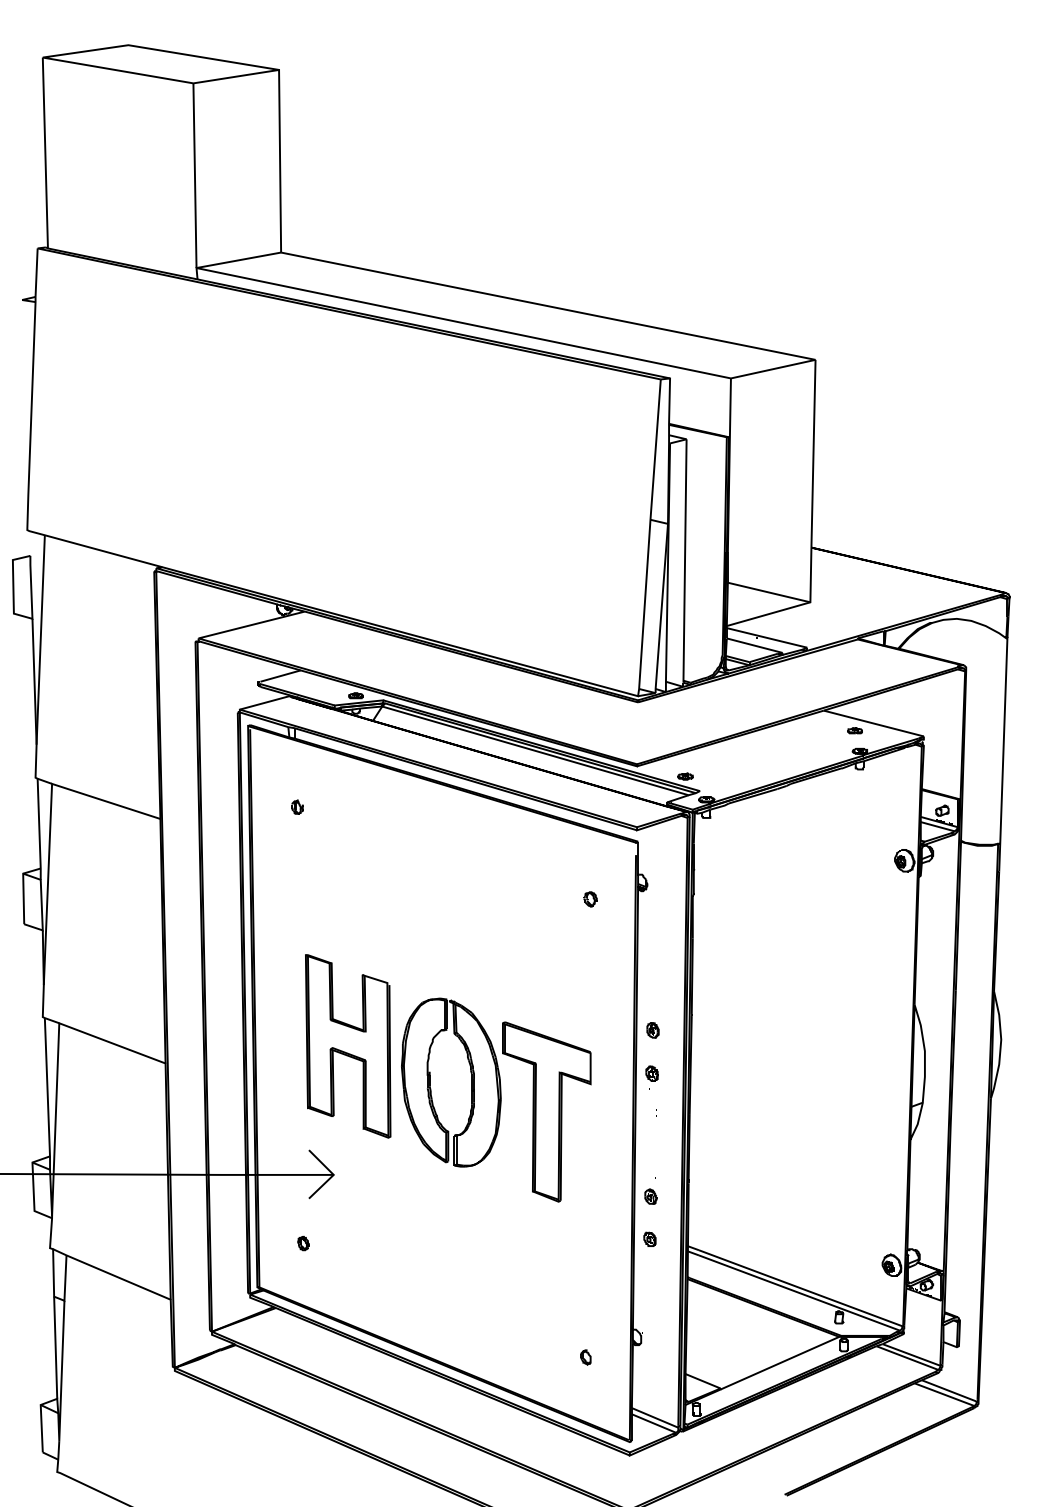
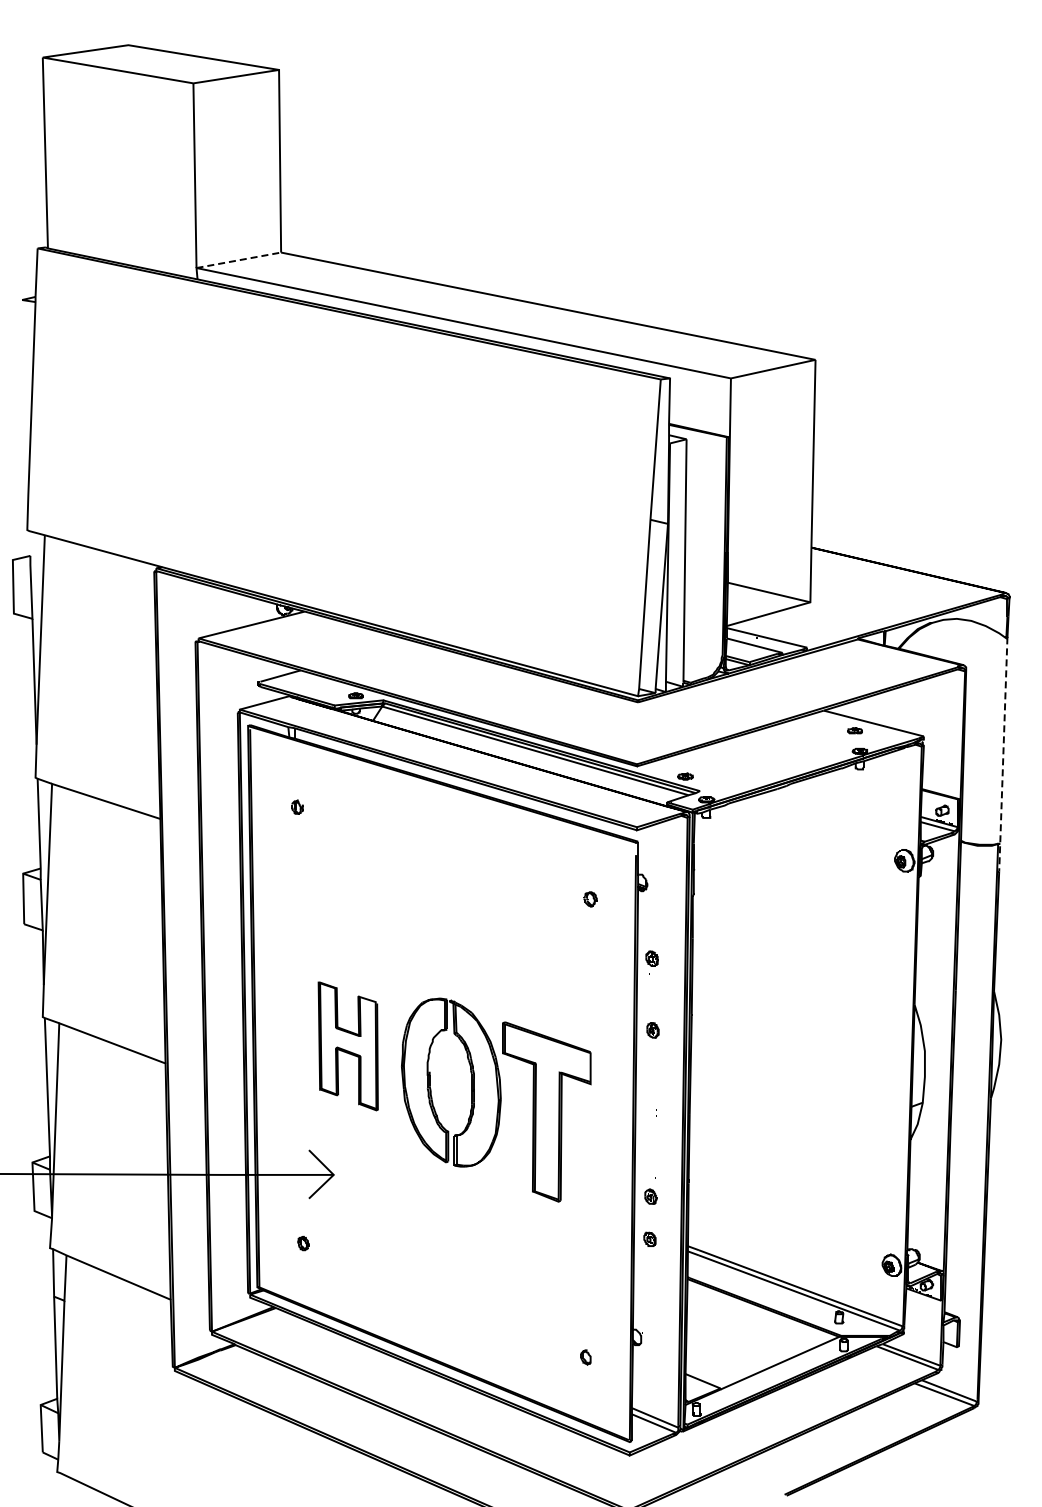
line: solid -> dashed (238, 260)
line: solid -> dashed (1003, 755)
part size: 87x185 px -> 62x131 px (347, 1046)
part position: (651, 1077) -> (651, 962) (651, 962)
